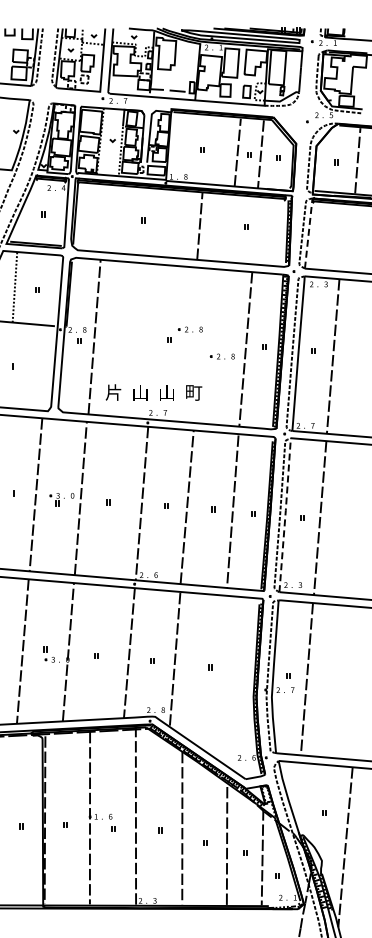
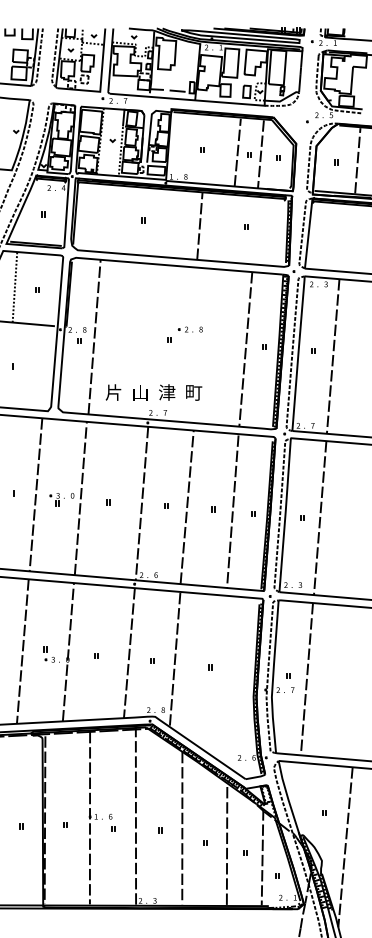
line: dashed -> solid (308, 233)
part: present -> none (221, 356)
text: 山 -> 津 (167, 392)
line: dashed -> solid (285, 513)
